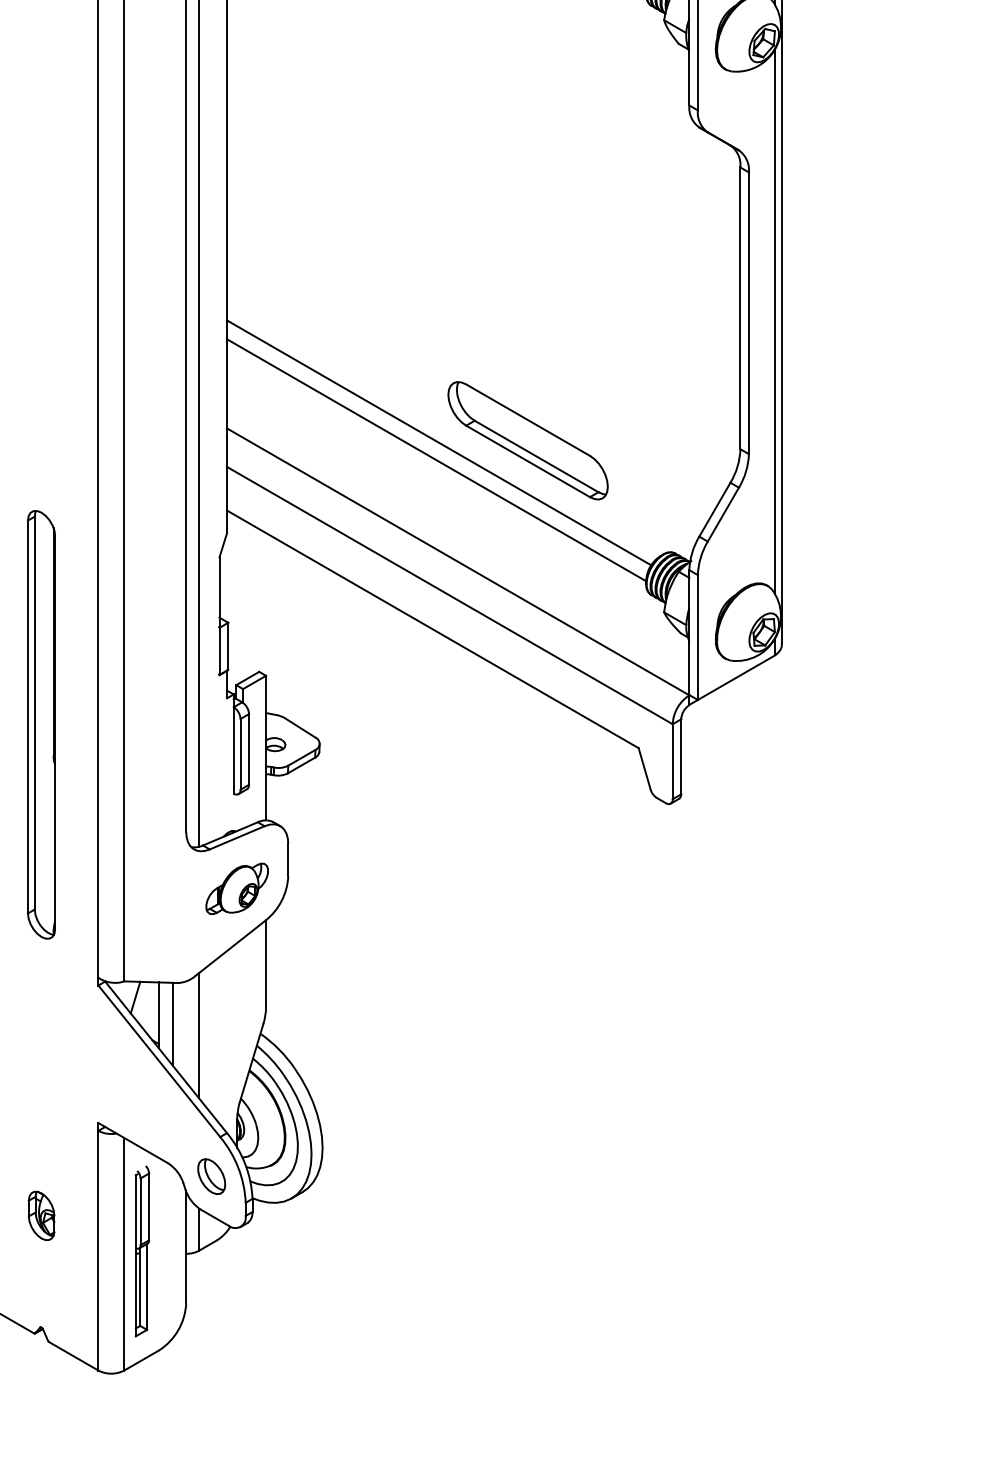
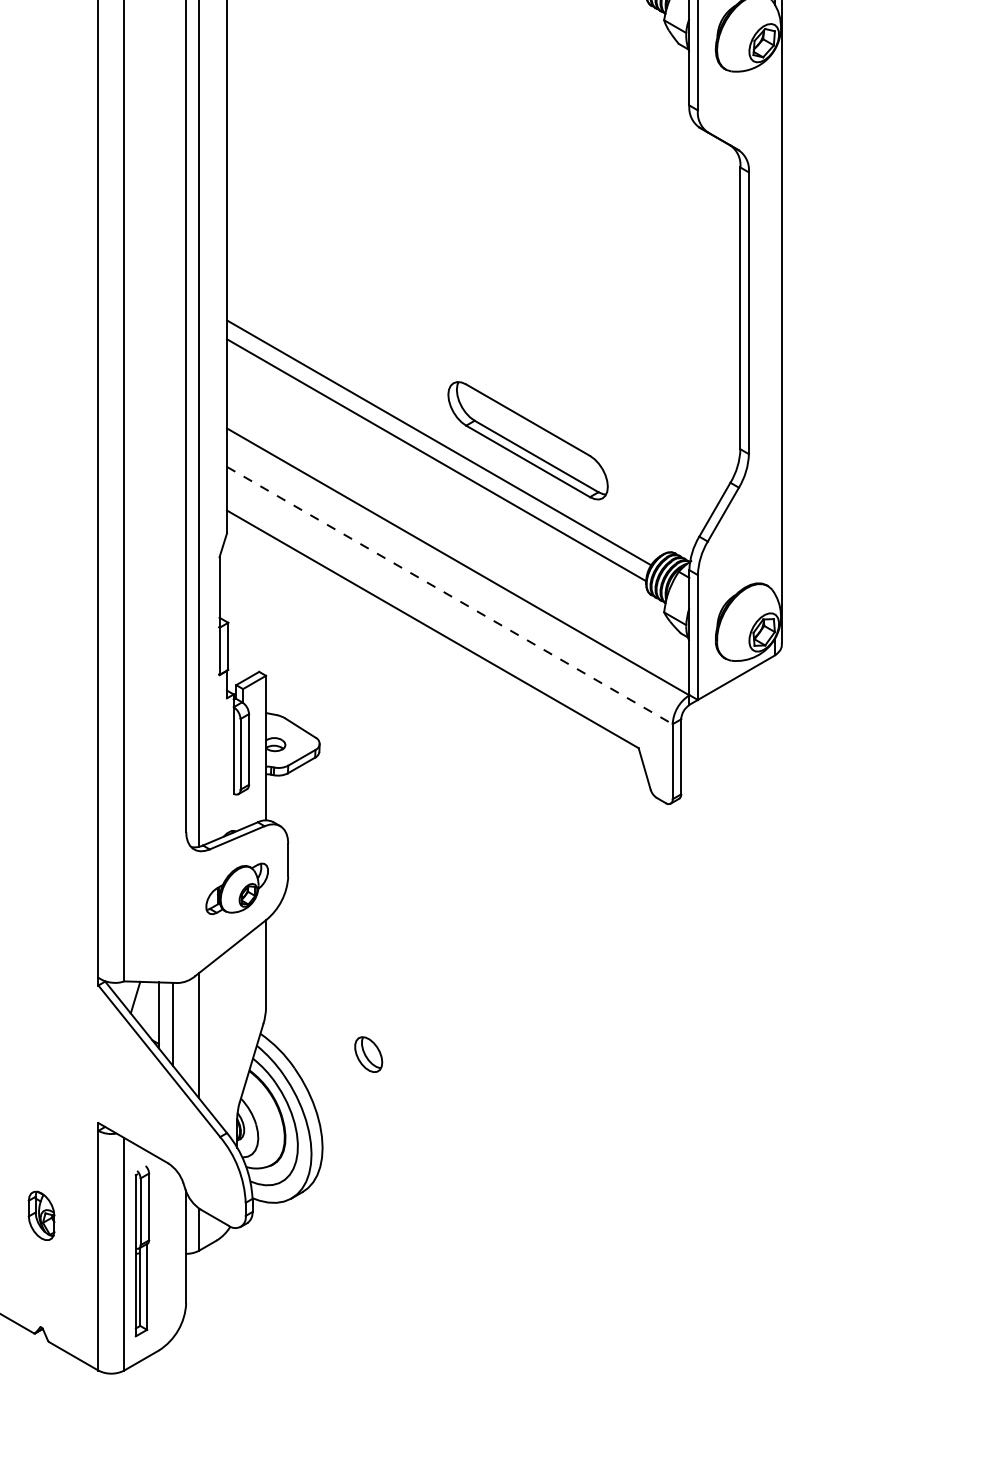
line: present -> none (775, 321)
line: solid -> dashed (450, 595)
part: present -> none (41, 724)
part position: (211, 1176) -> (368, 1054) (368, 1054)
